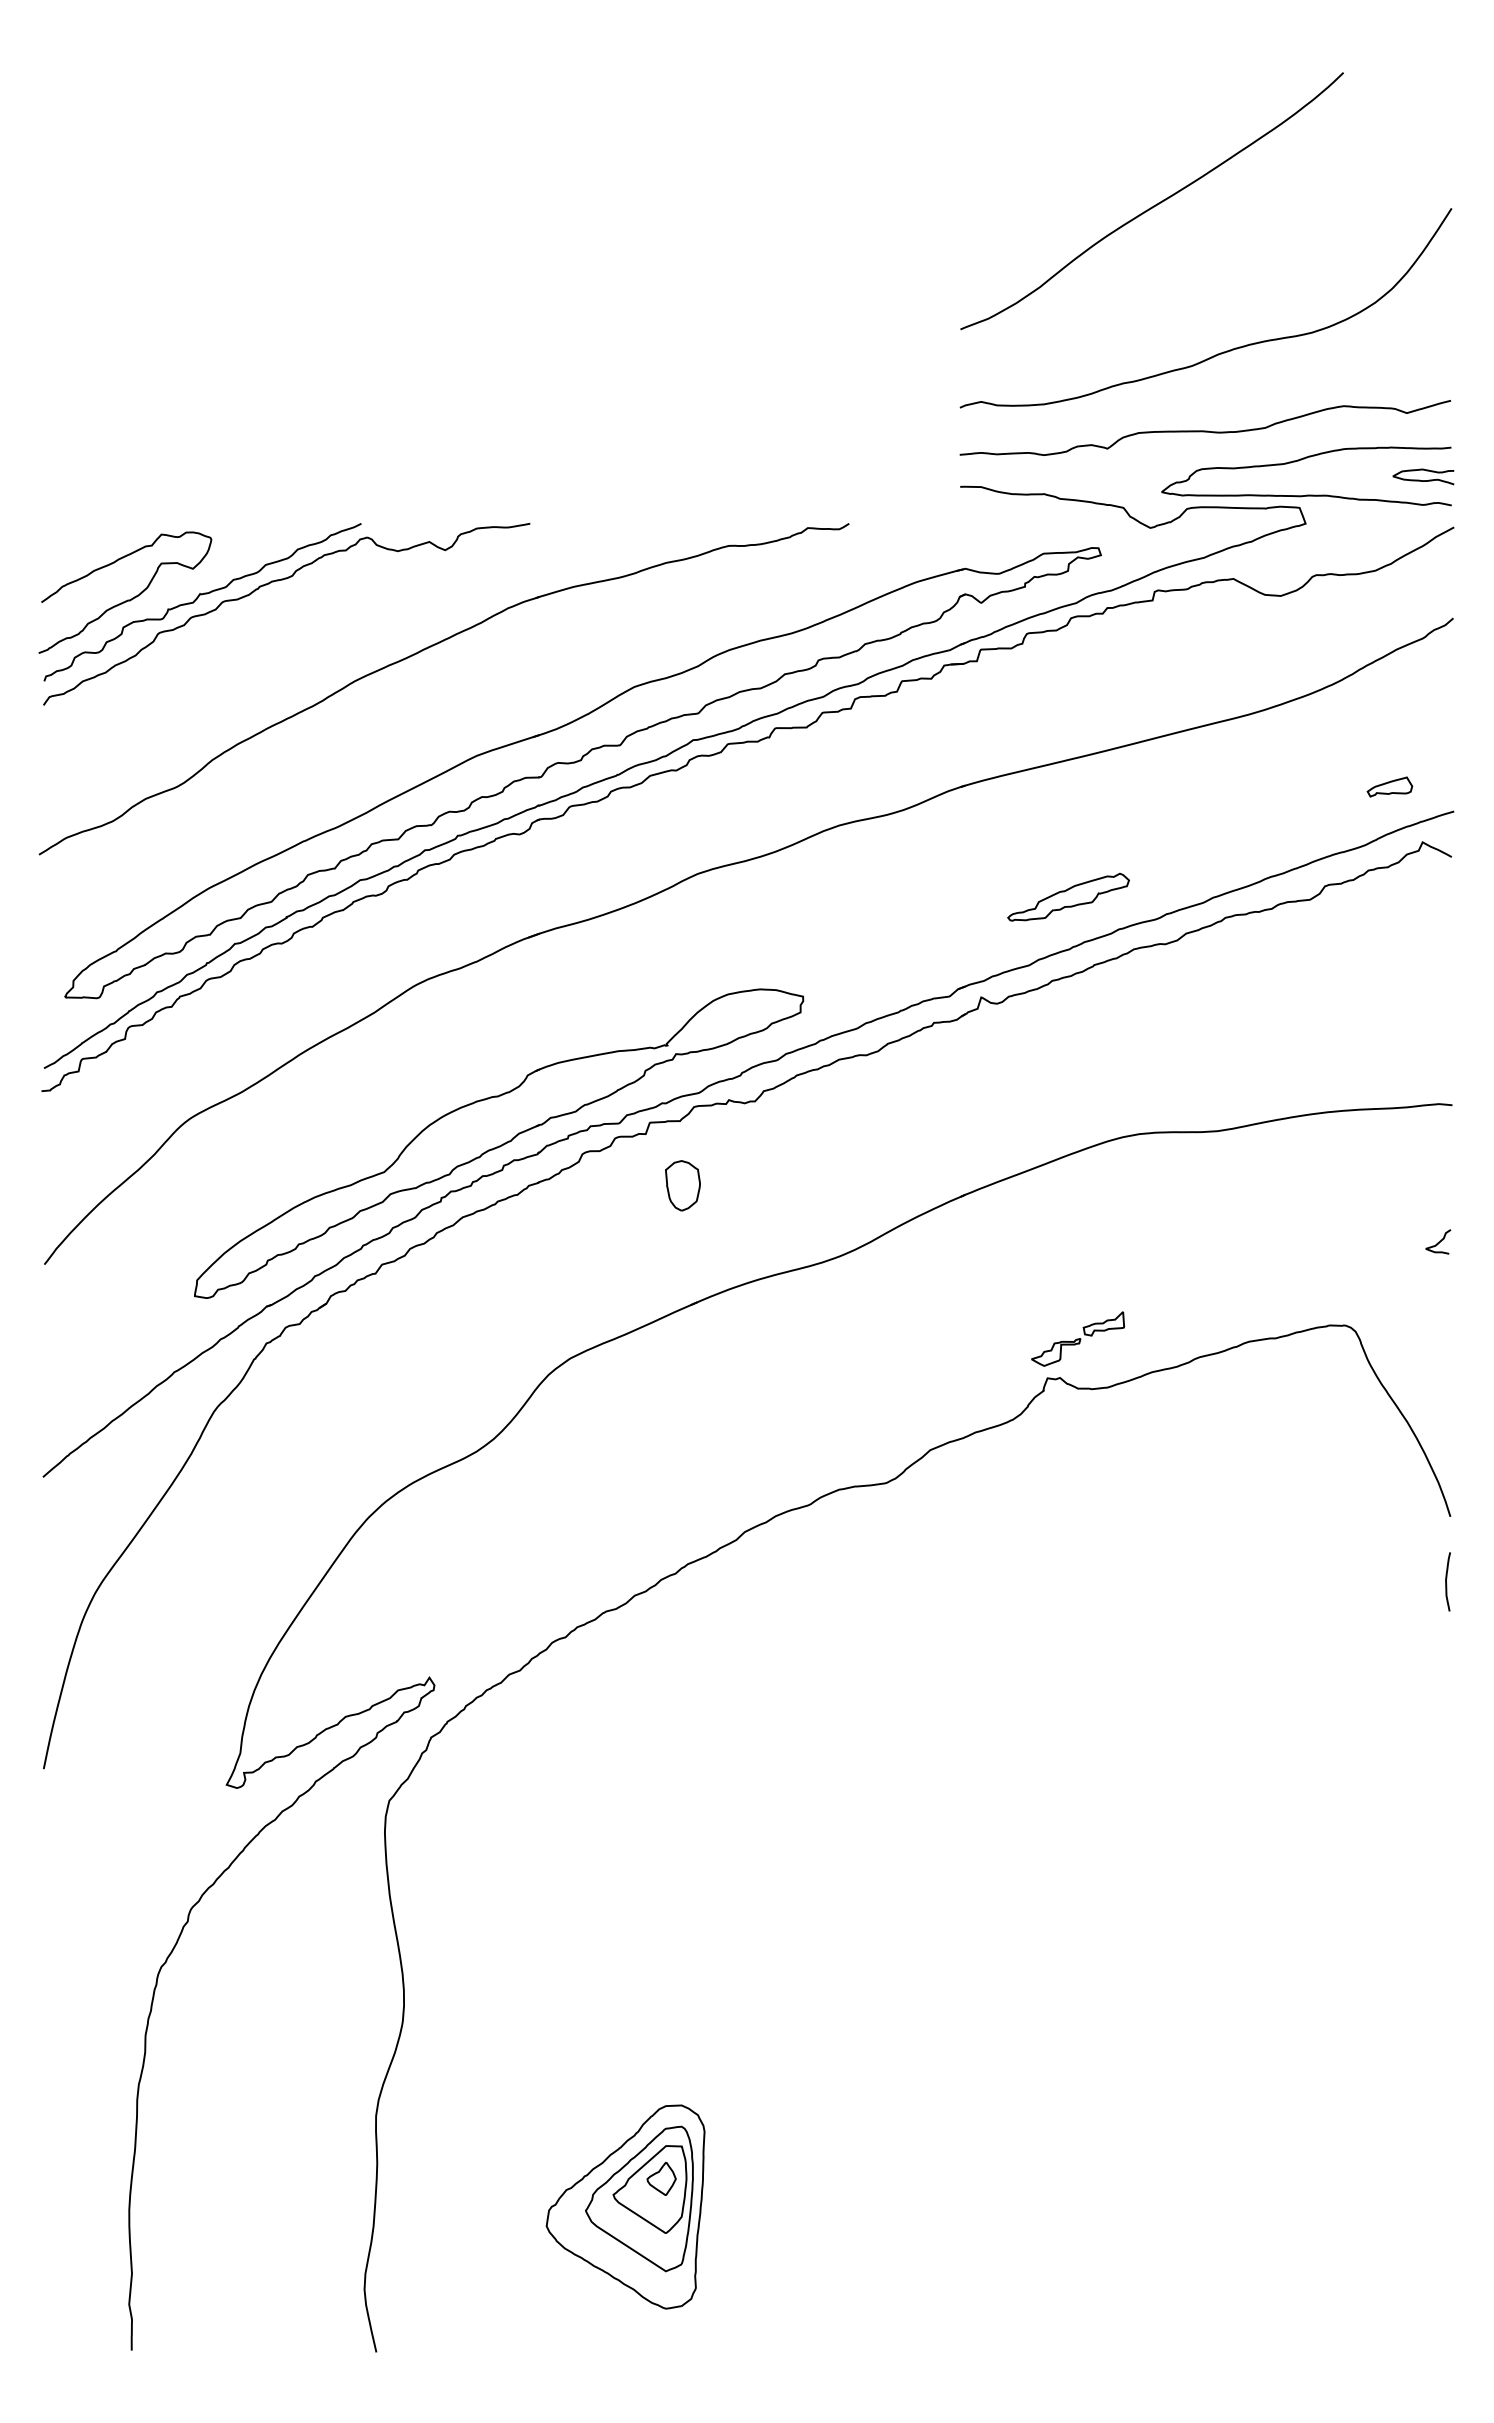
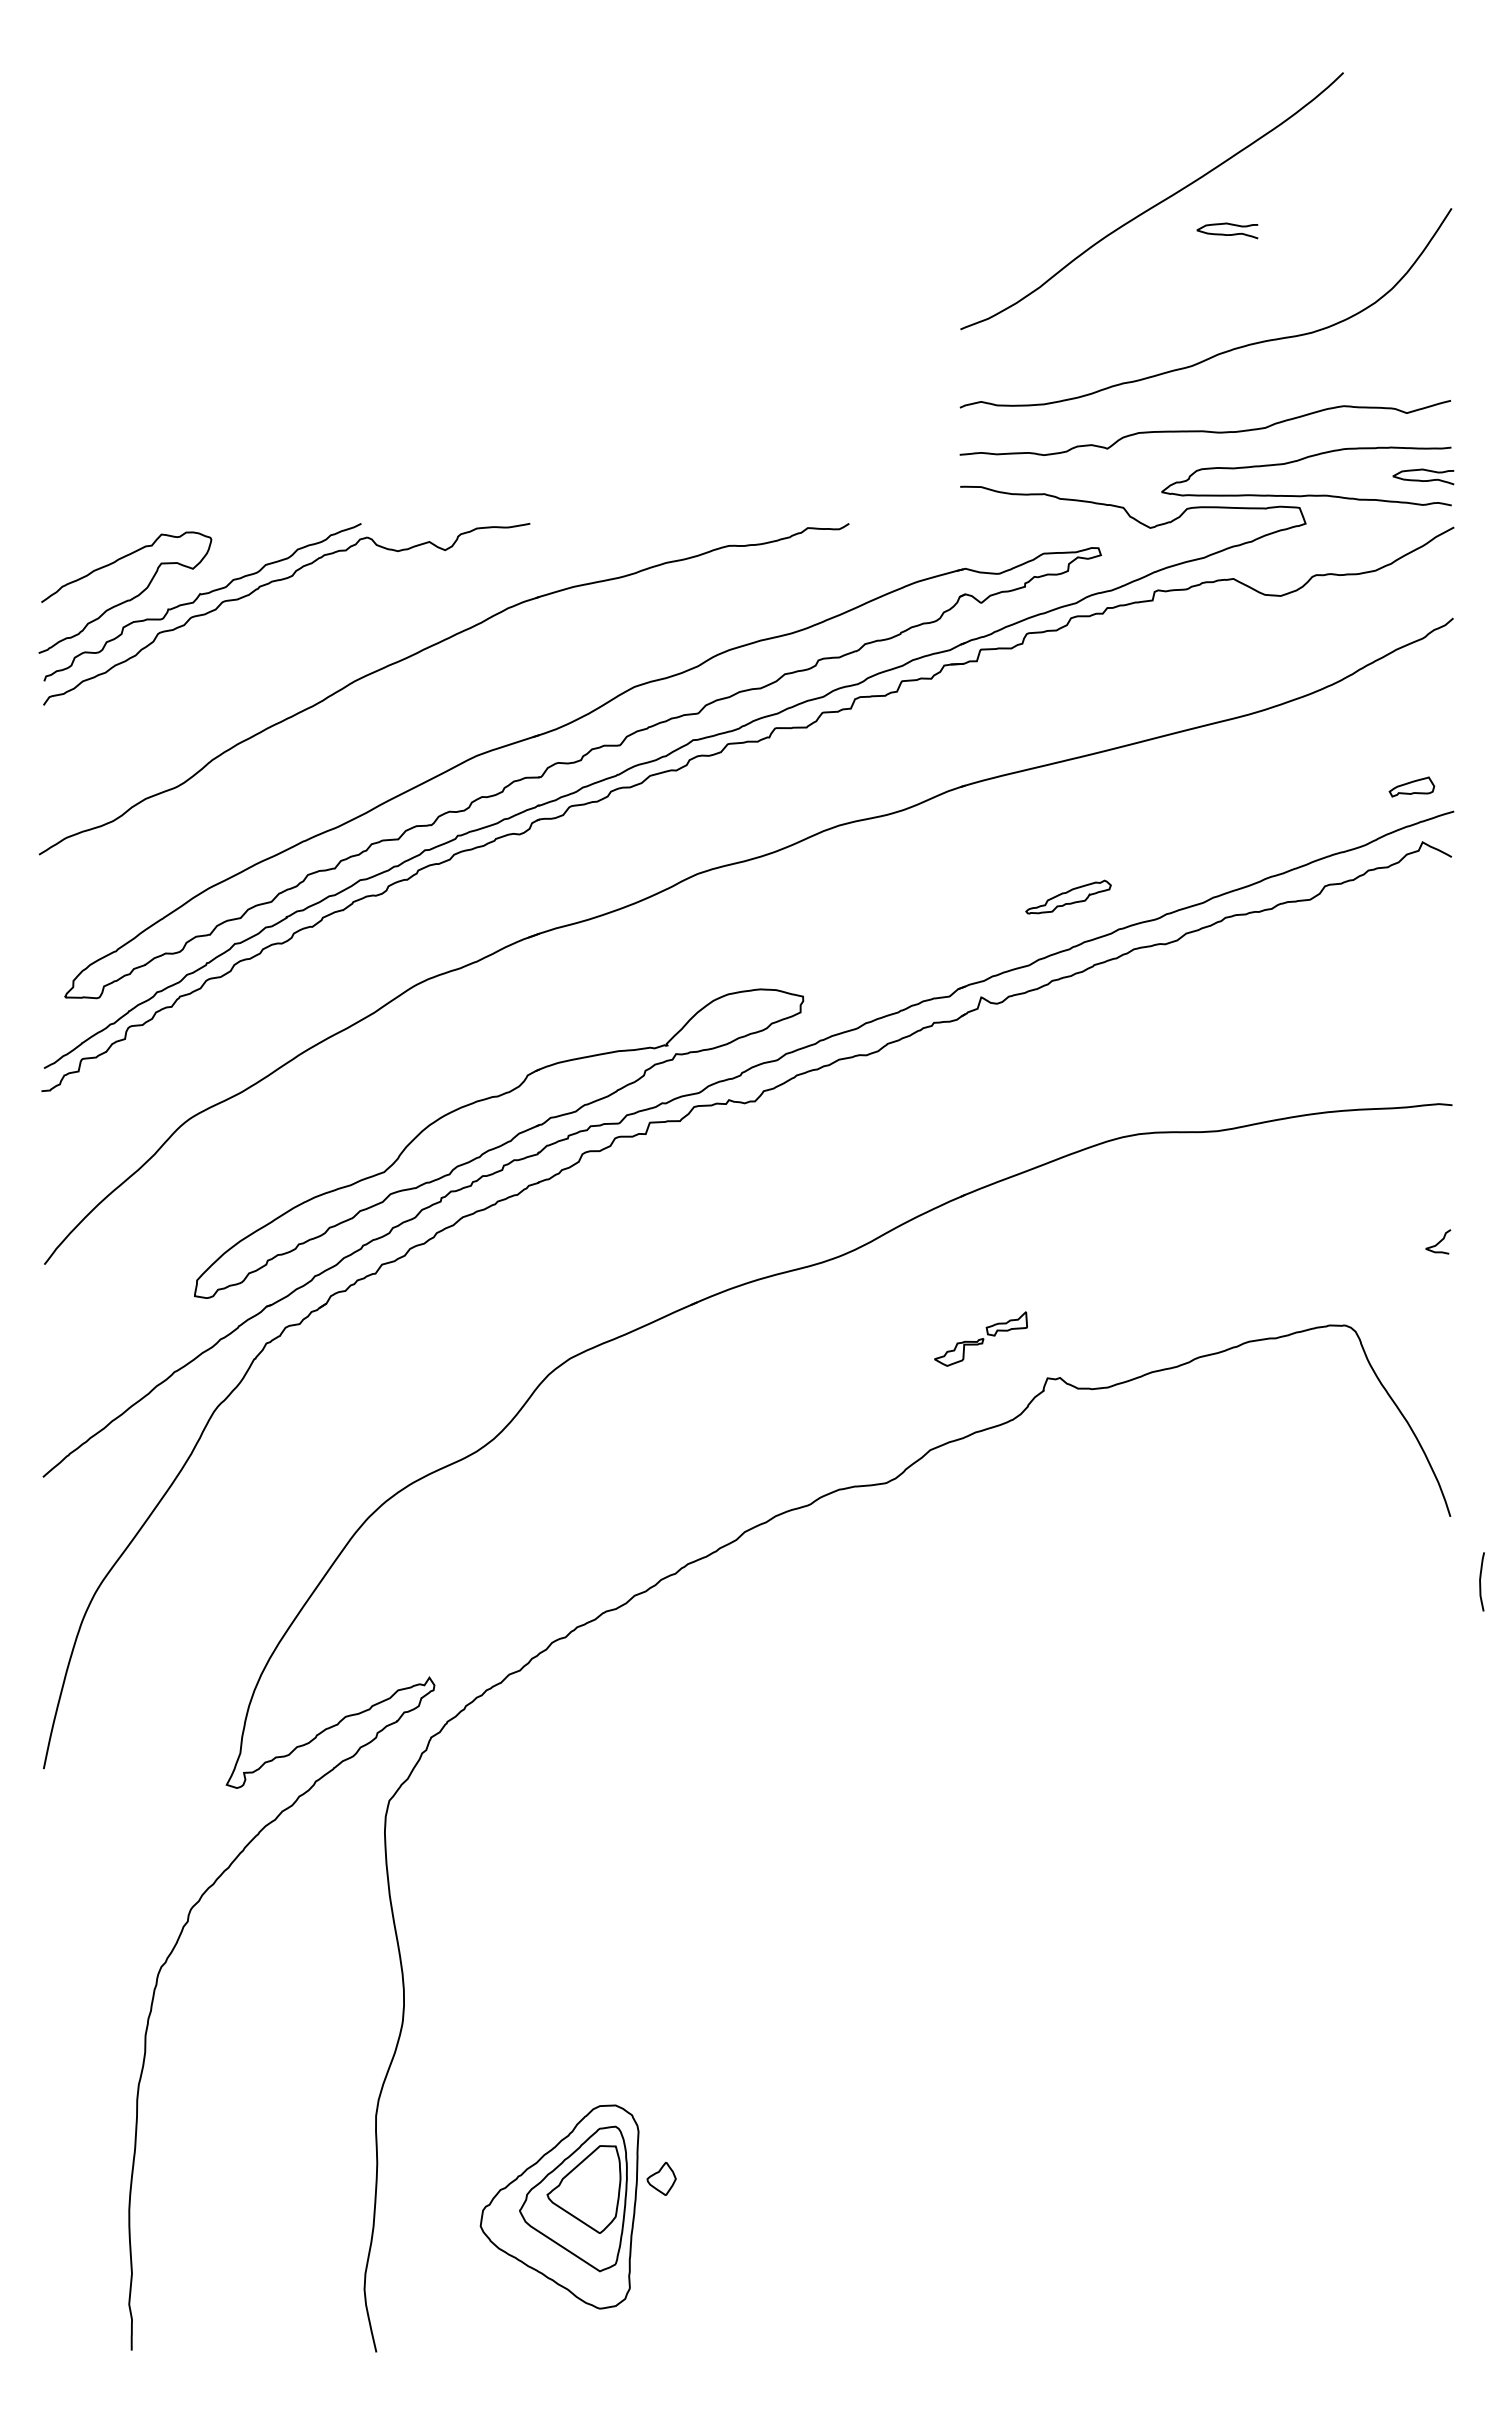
curve: none -> present (1227, 234)
part position: (1389, 786) -> (1411, 786) (1411, 786)
part size: 123x50 px -> 87x36 px (1068, 896)
part: present -> none (682, 1185)
part position: (1077, 1338) -> (980, 1338) (980, 1338)
curve position: (1446, 1581) -> (1480, 1581) (1480, 1581)
part position: (625, 2206) -> (559, 2206) (559, 2206)
